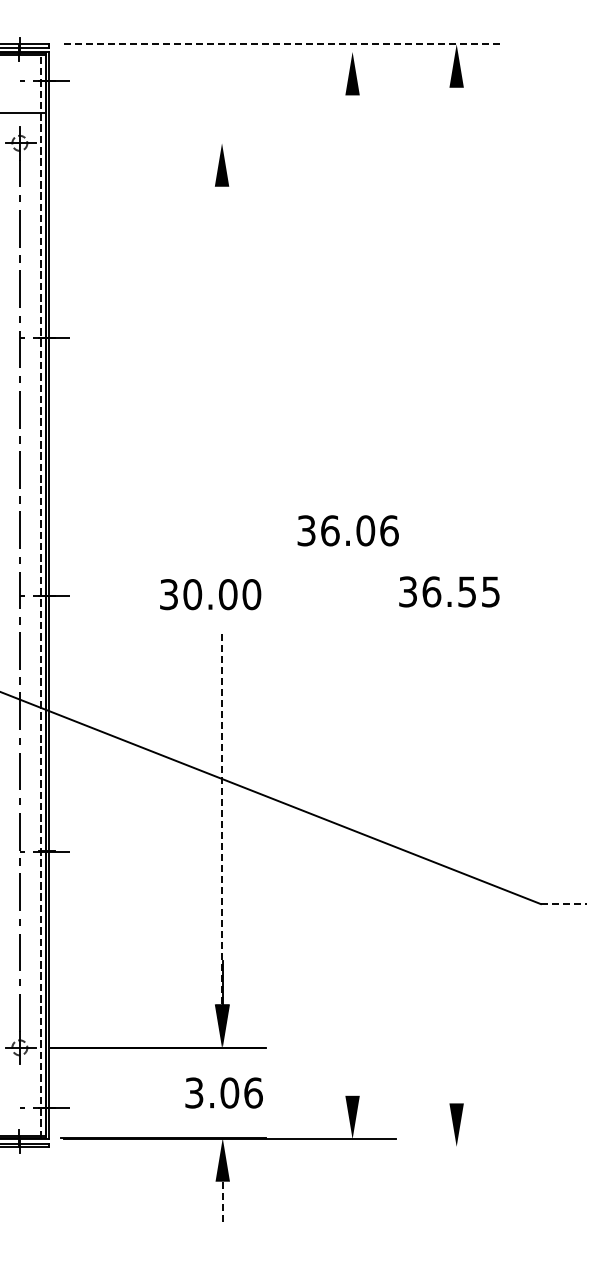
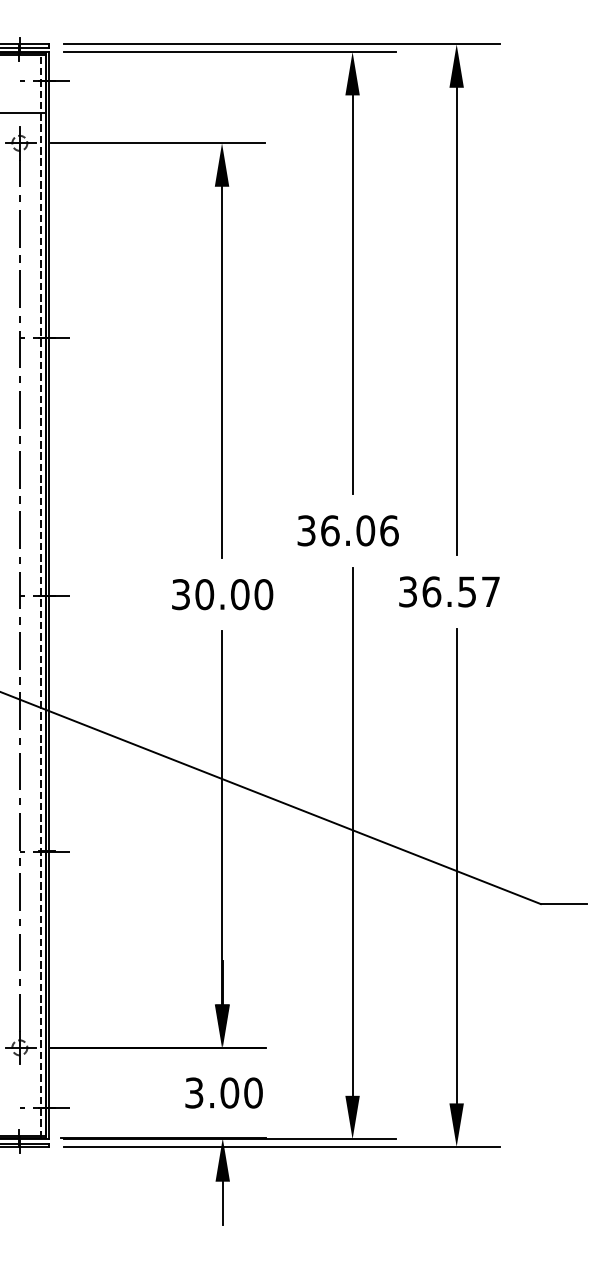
line: dashed -> solid (282, 44)
line: none -> present (230, 52)
line: none -> present (158, 143)
line: none -> present (352, 294)
line: none -> present (456, 321)
line: none -> present (222, 371)
text: 36.55 -> 36.57 (490, 591)
text position: (210, 594) -> (222, 594) (222, 594)
line: dashed -> solid (222, 817)
line: none -> present (352, 831)
line: none -> present (456, 865)
line: dashed -> solid (563, 904)
text: 3.06 -> 3.00 (253, 1092)
line: none -> present (282, 1146)
line: dashed -> solid (222, 1203)
